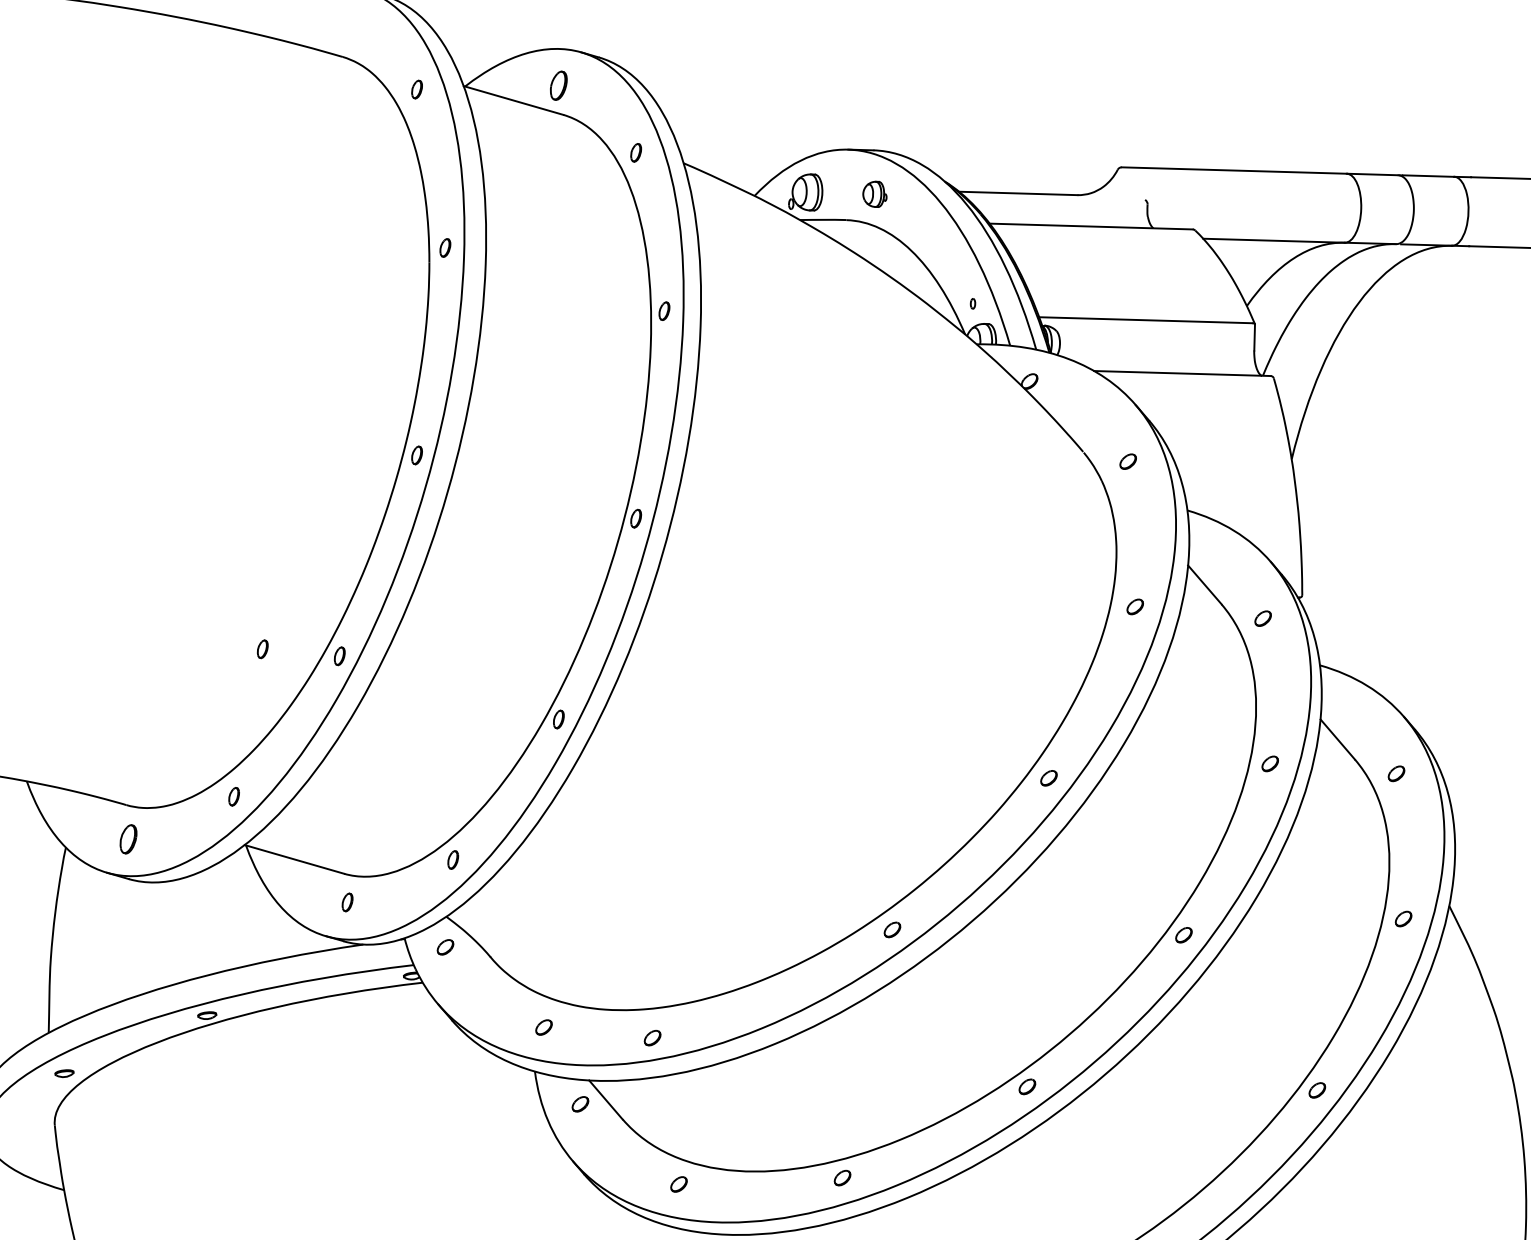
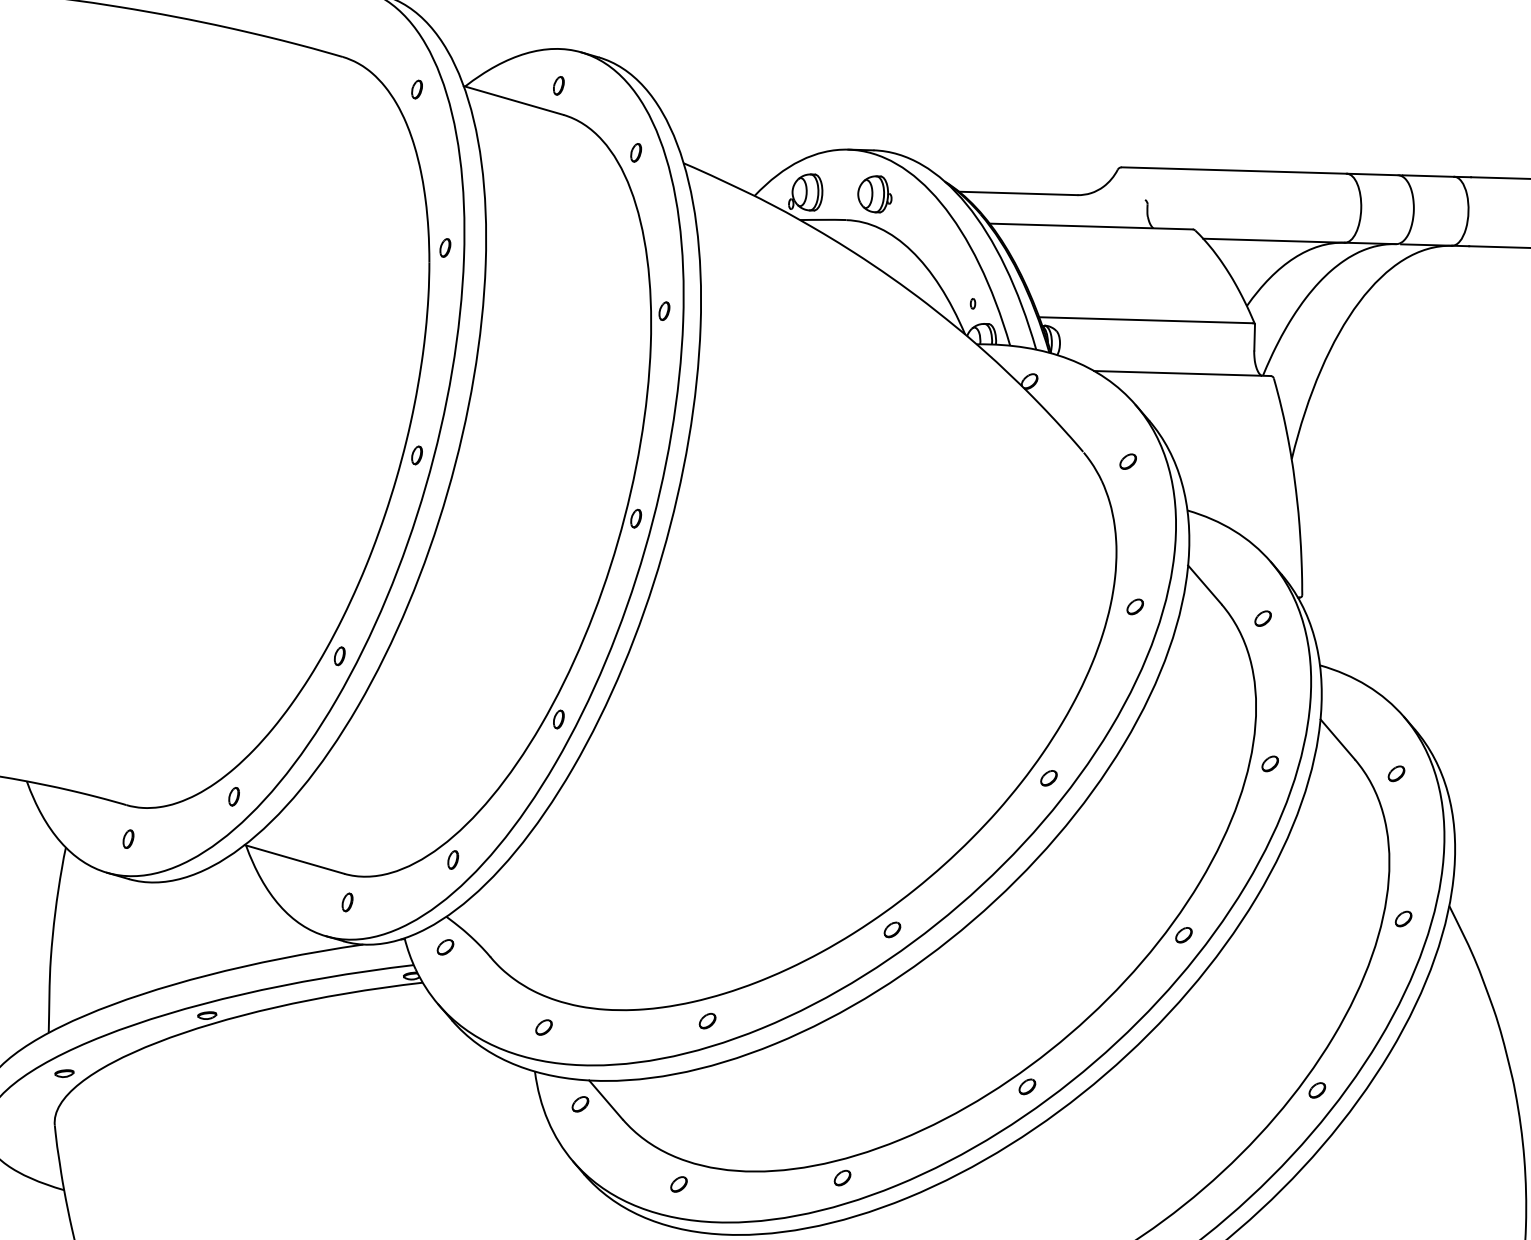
part size: 18x31 px -> 12x20 px (558, 85)
part size: 26x28 px -> 36x39 px (874, 194)
part: present -> none (262, 649)
part size: 19x31 px -> 13x20 px (128, 838)
part position: (652, 1038) -> (707, 1021) (707, 1021)
